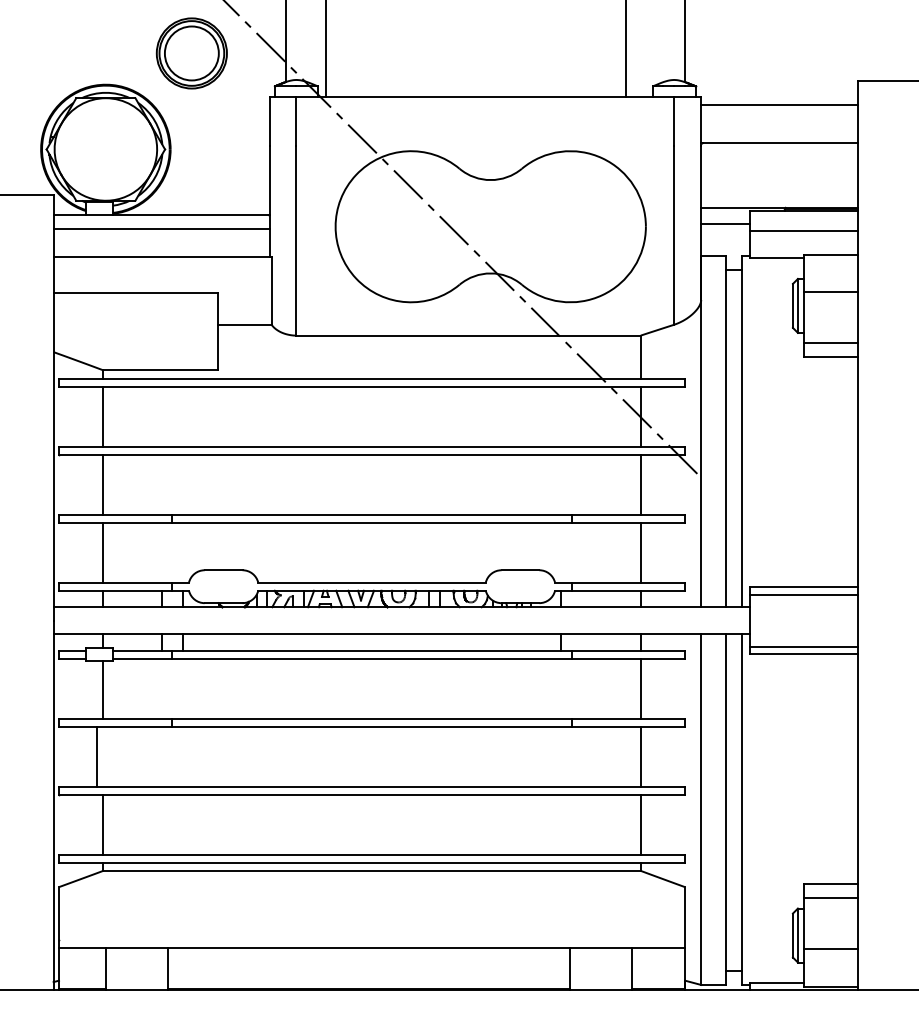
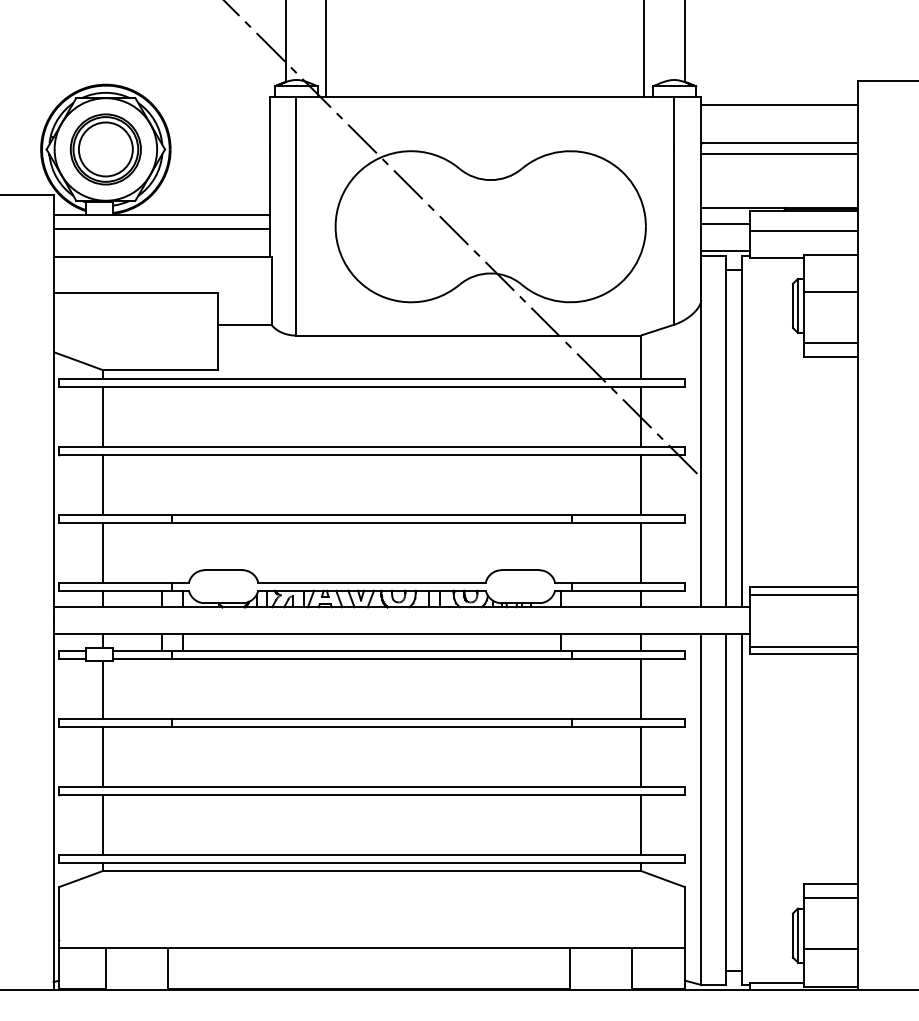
line position: (626, 49) -> (644, 49) (644, 49)
part position: (191, 53) -> (105, 149) (105, 149)
line: none -> present (779, 153)
line: none -> present (725, 251)
line position: (97, 756) -> (103, 756) (103, 756)
